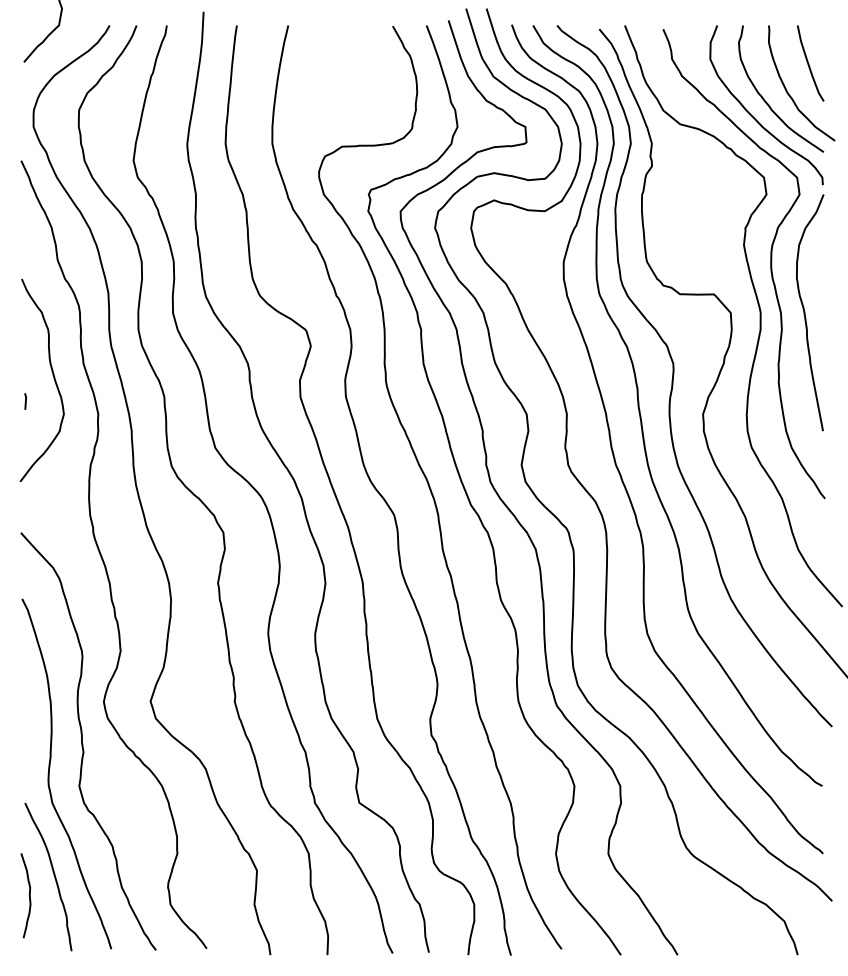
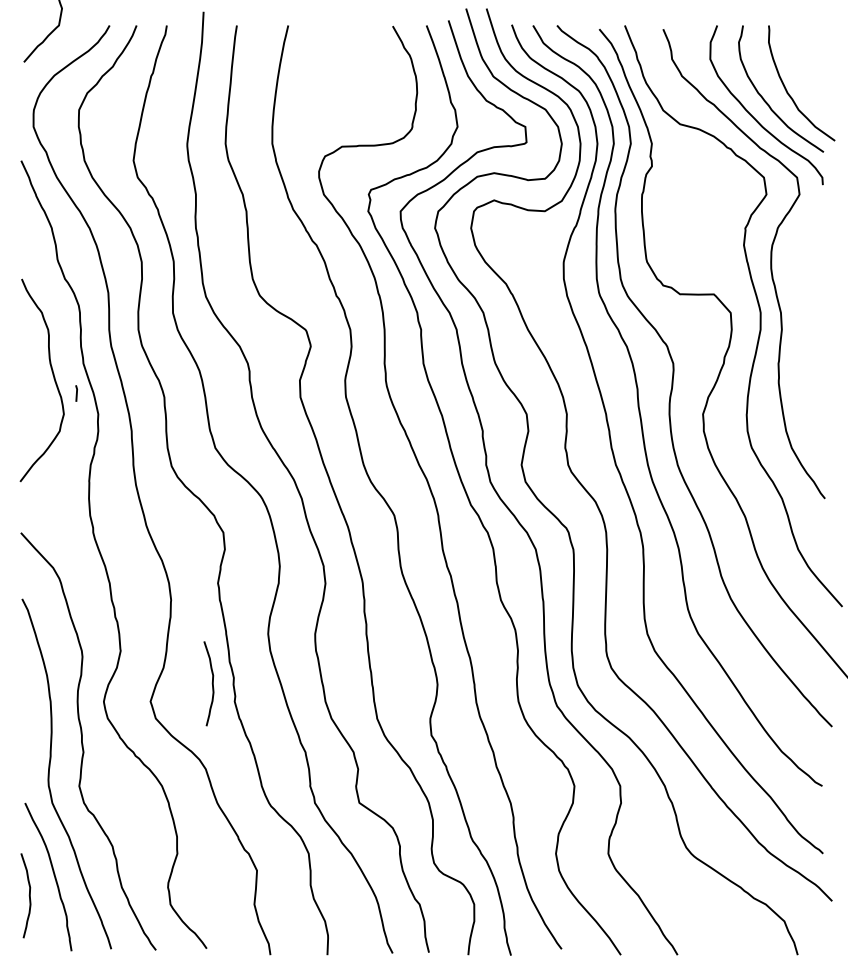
curve: present -> none (809, 63)
curve: present -> none (805, 312)
line position: (25, 401) -> (76, 393) (76, 393)
curve: none -> present (211, 683)
